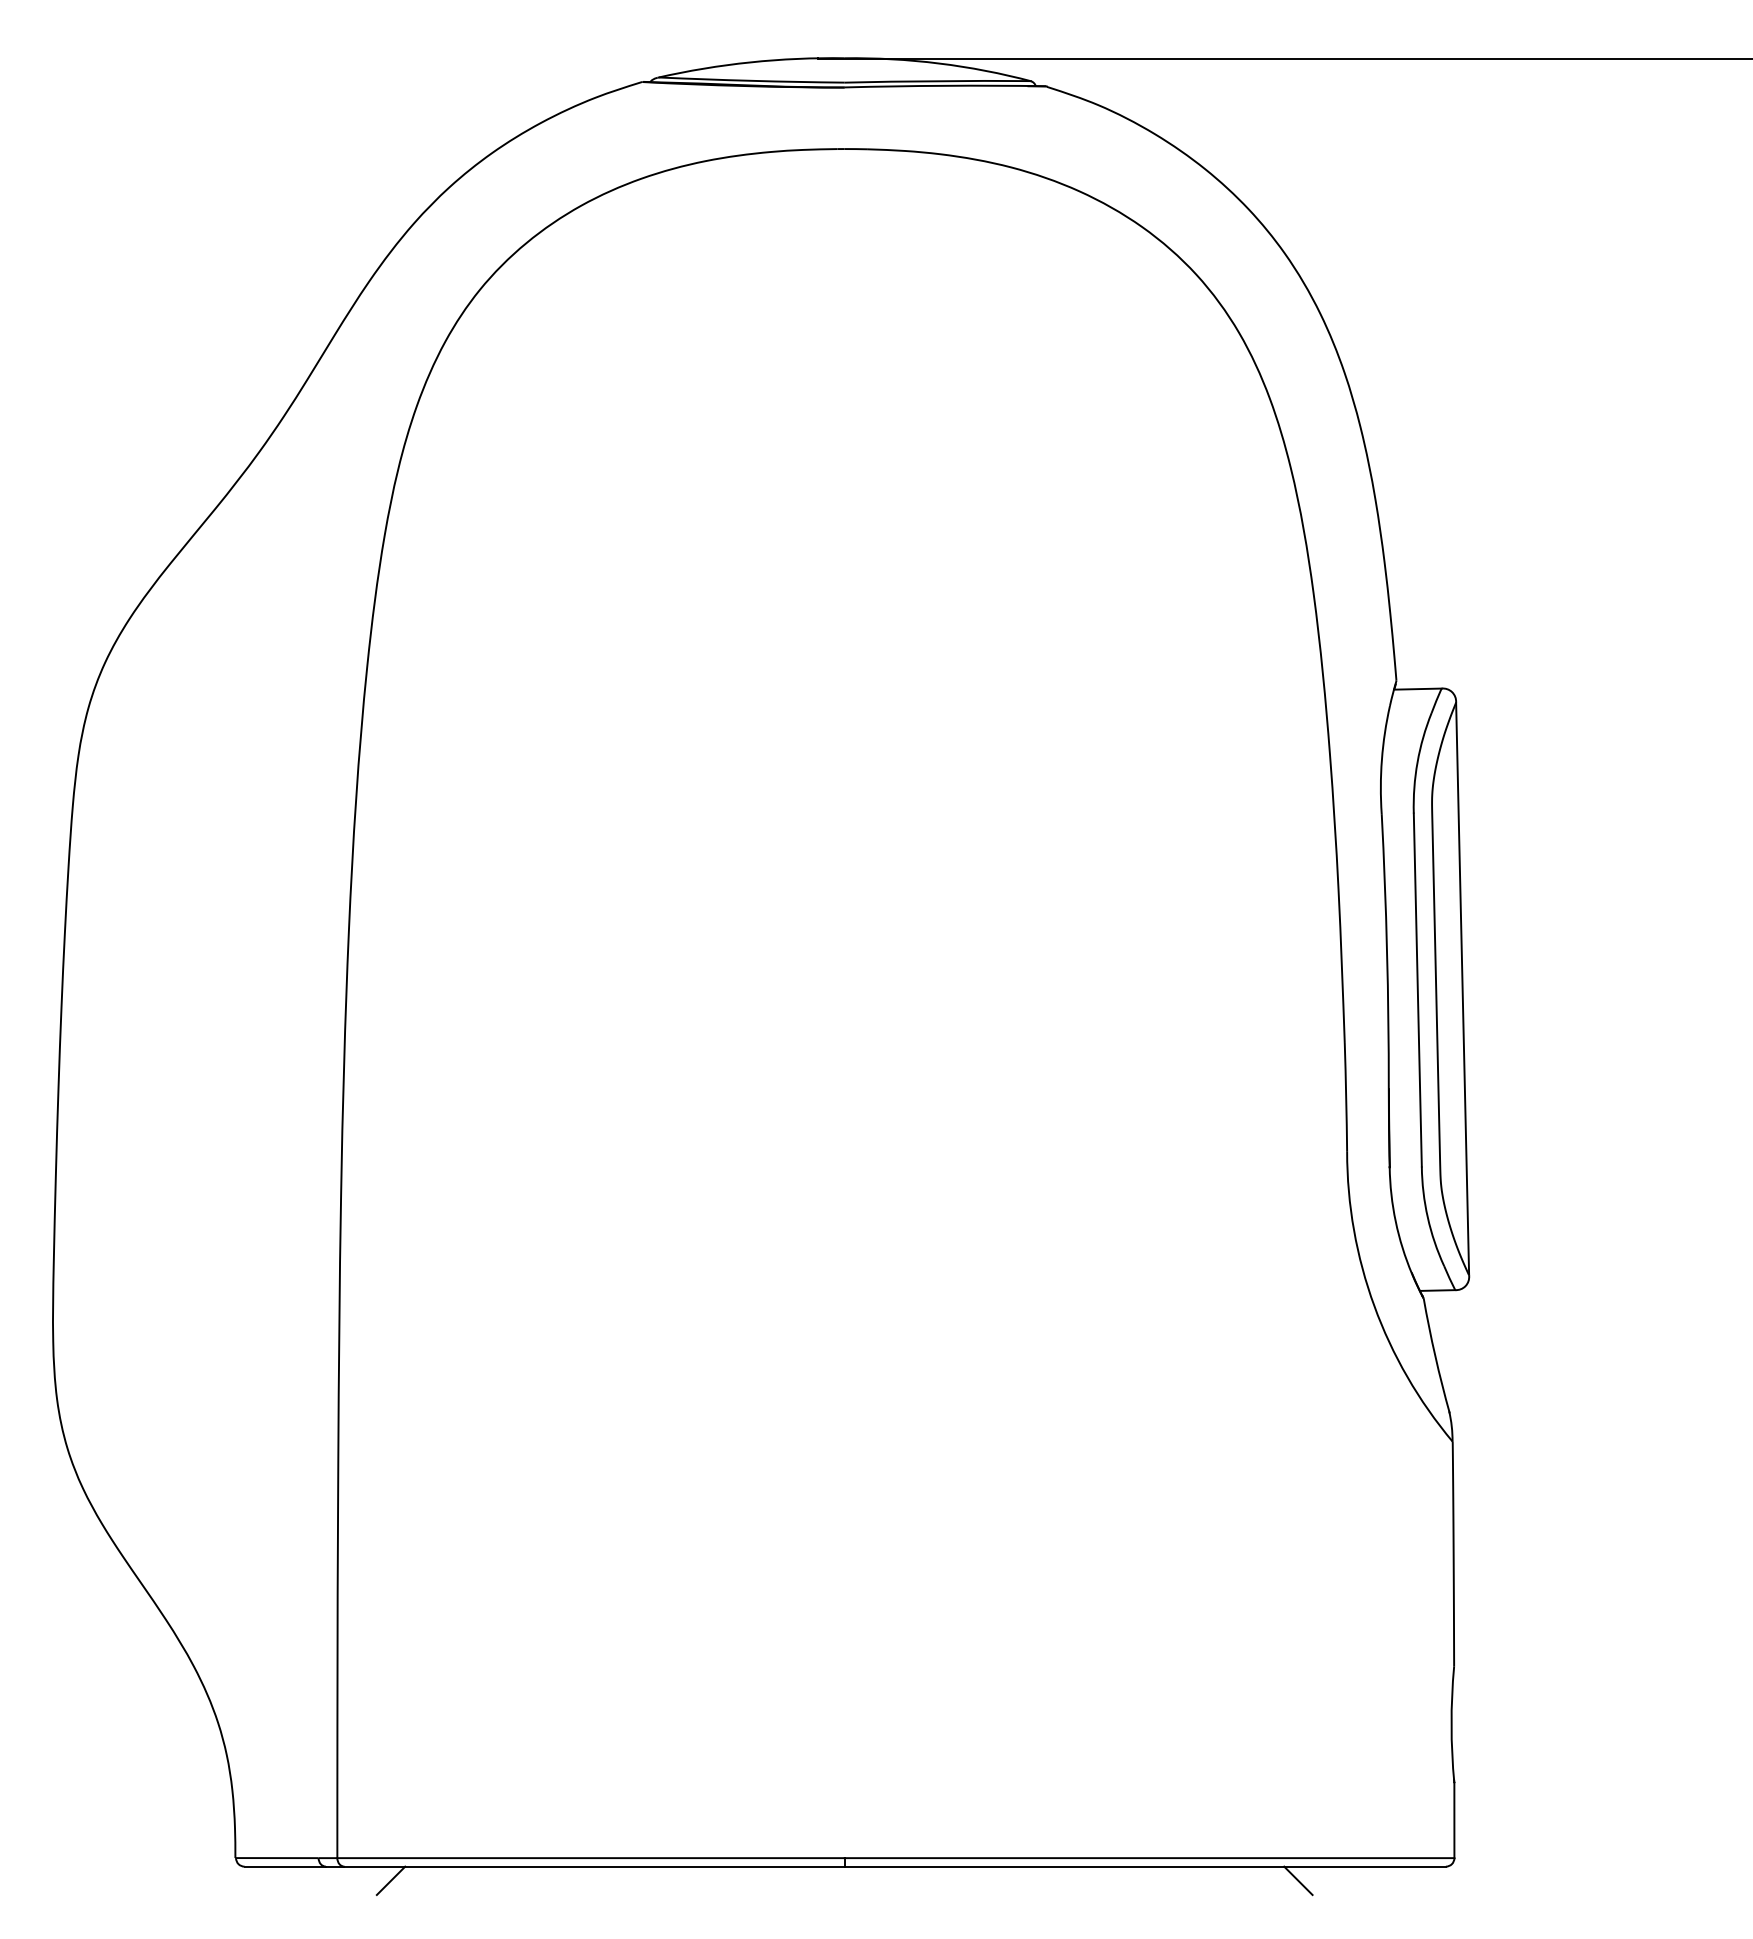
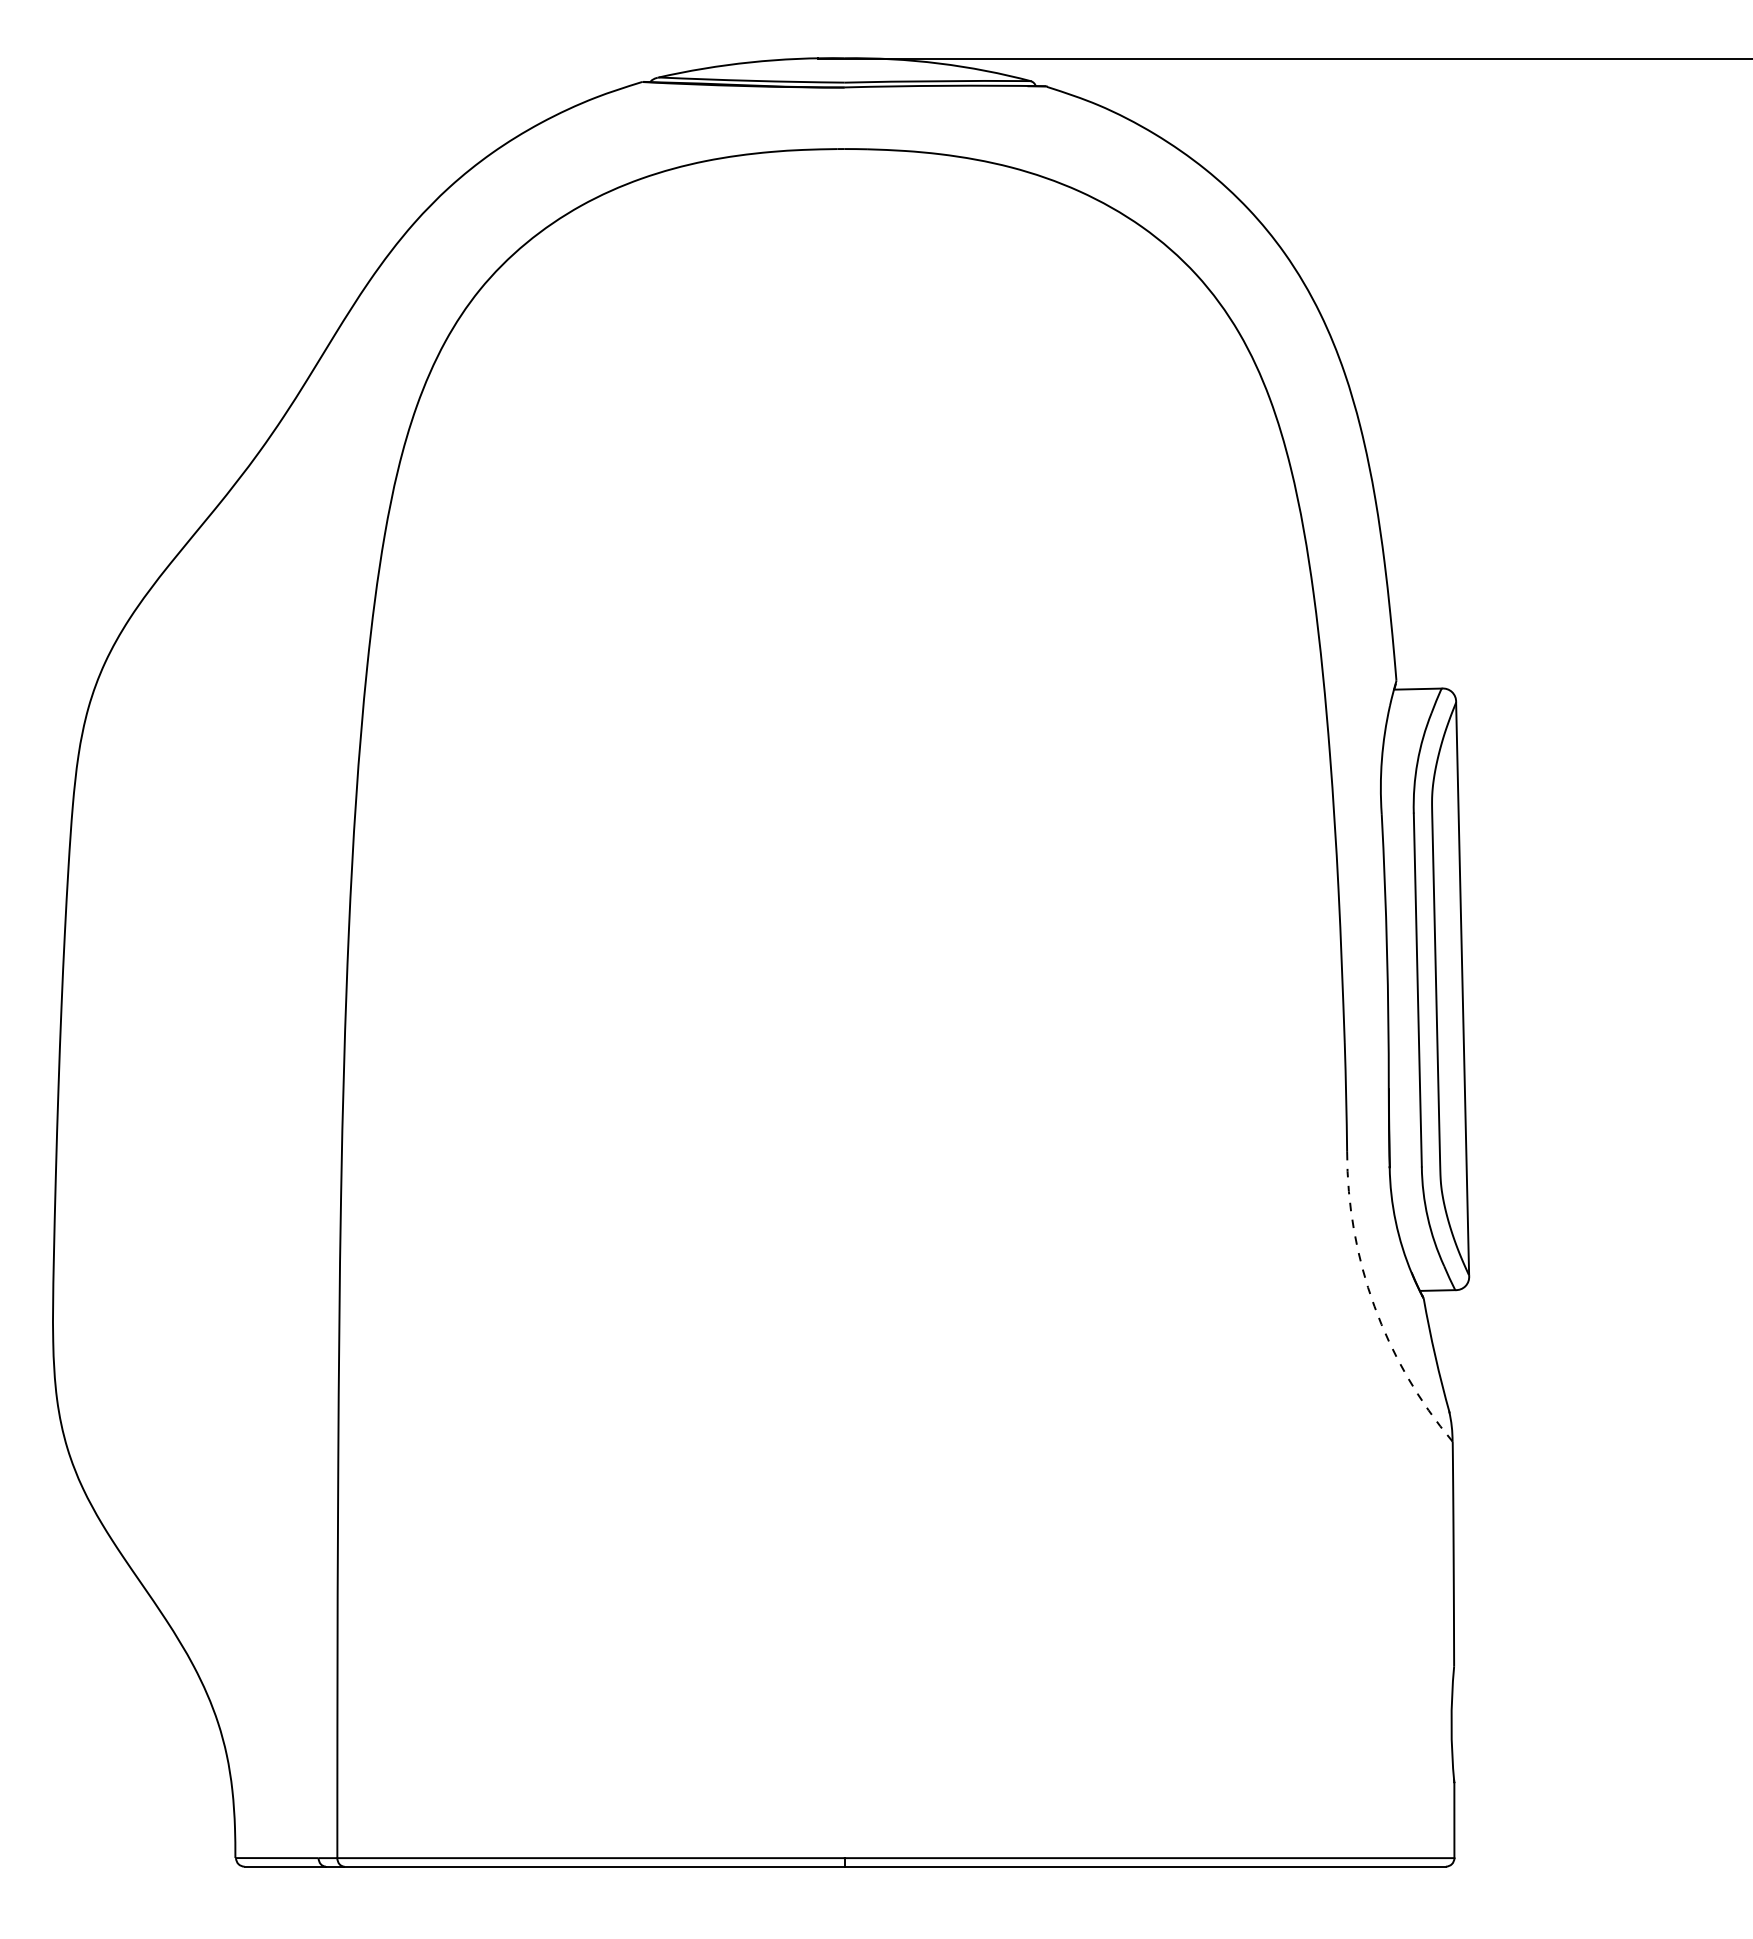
arc: solid -> dashed (1374, 1306)
line: present -> none (390, 1880)
line: present -> none (1298, 1880)
